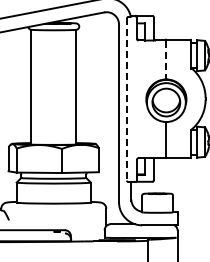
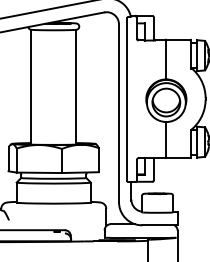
line: dashed -> solid (166, 60)
line: dashed -> solid (126, 100)
